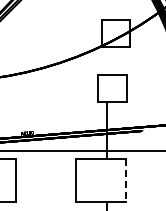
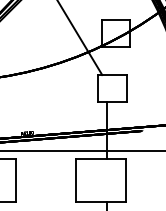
line: none -> present (80, 38)
line: dashed -> solid (125, 181)
